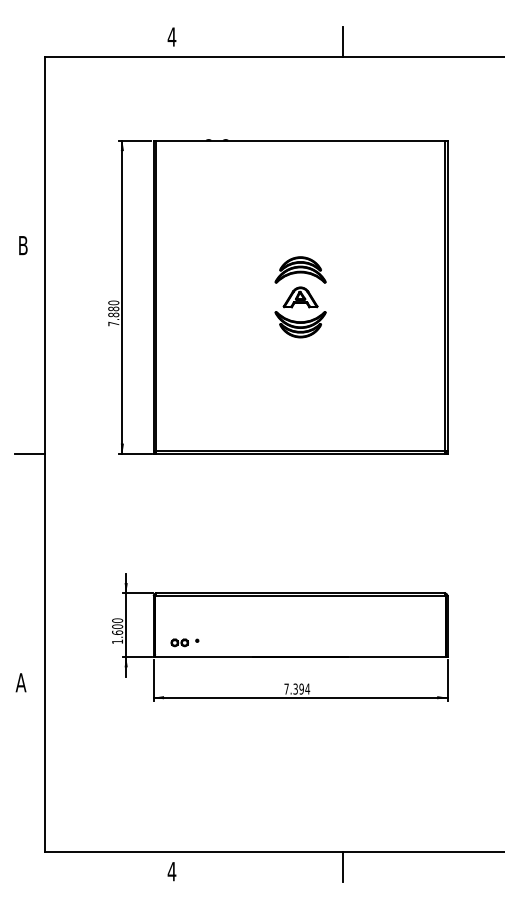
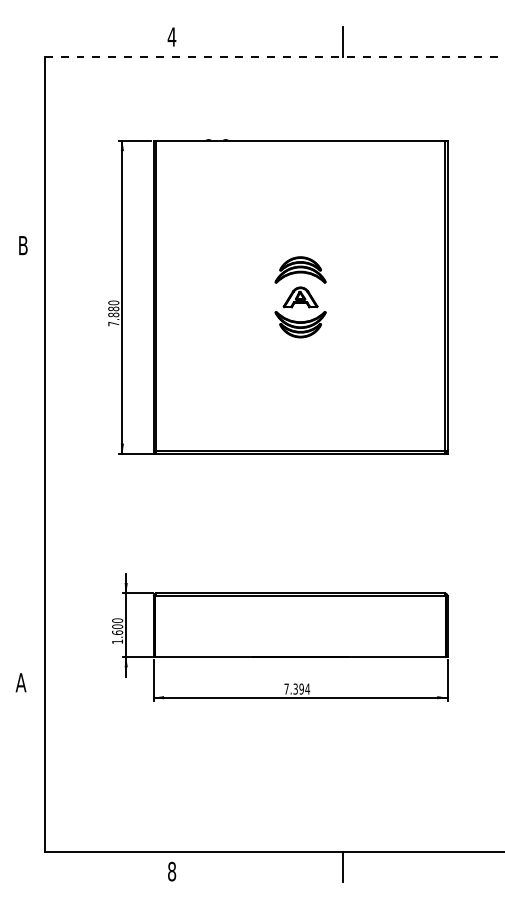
line: solid -> dashed (274, 57)
line: present -> none (29, 454)
part: present -> none (184, 642)
text: 4 -> 8 (171, 871)
